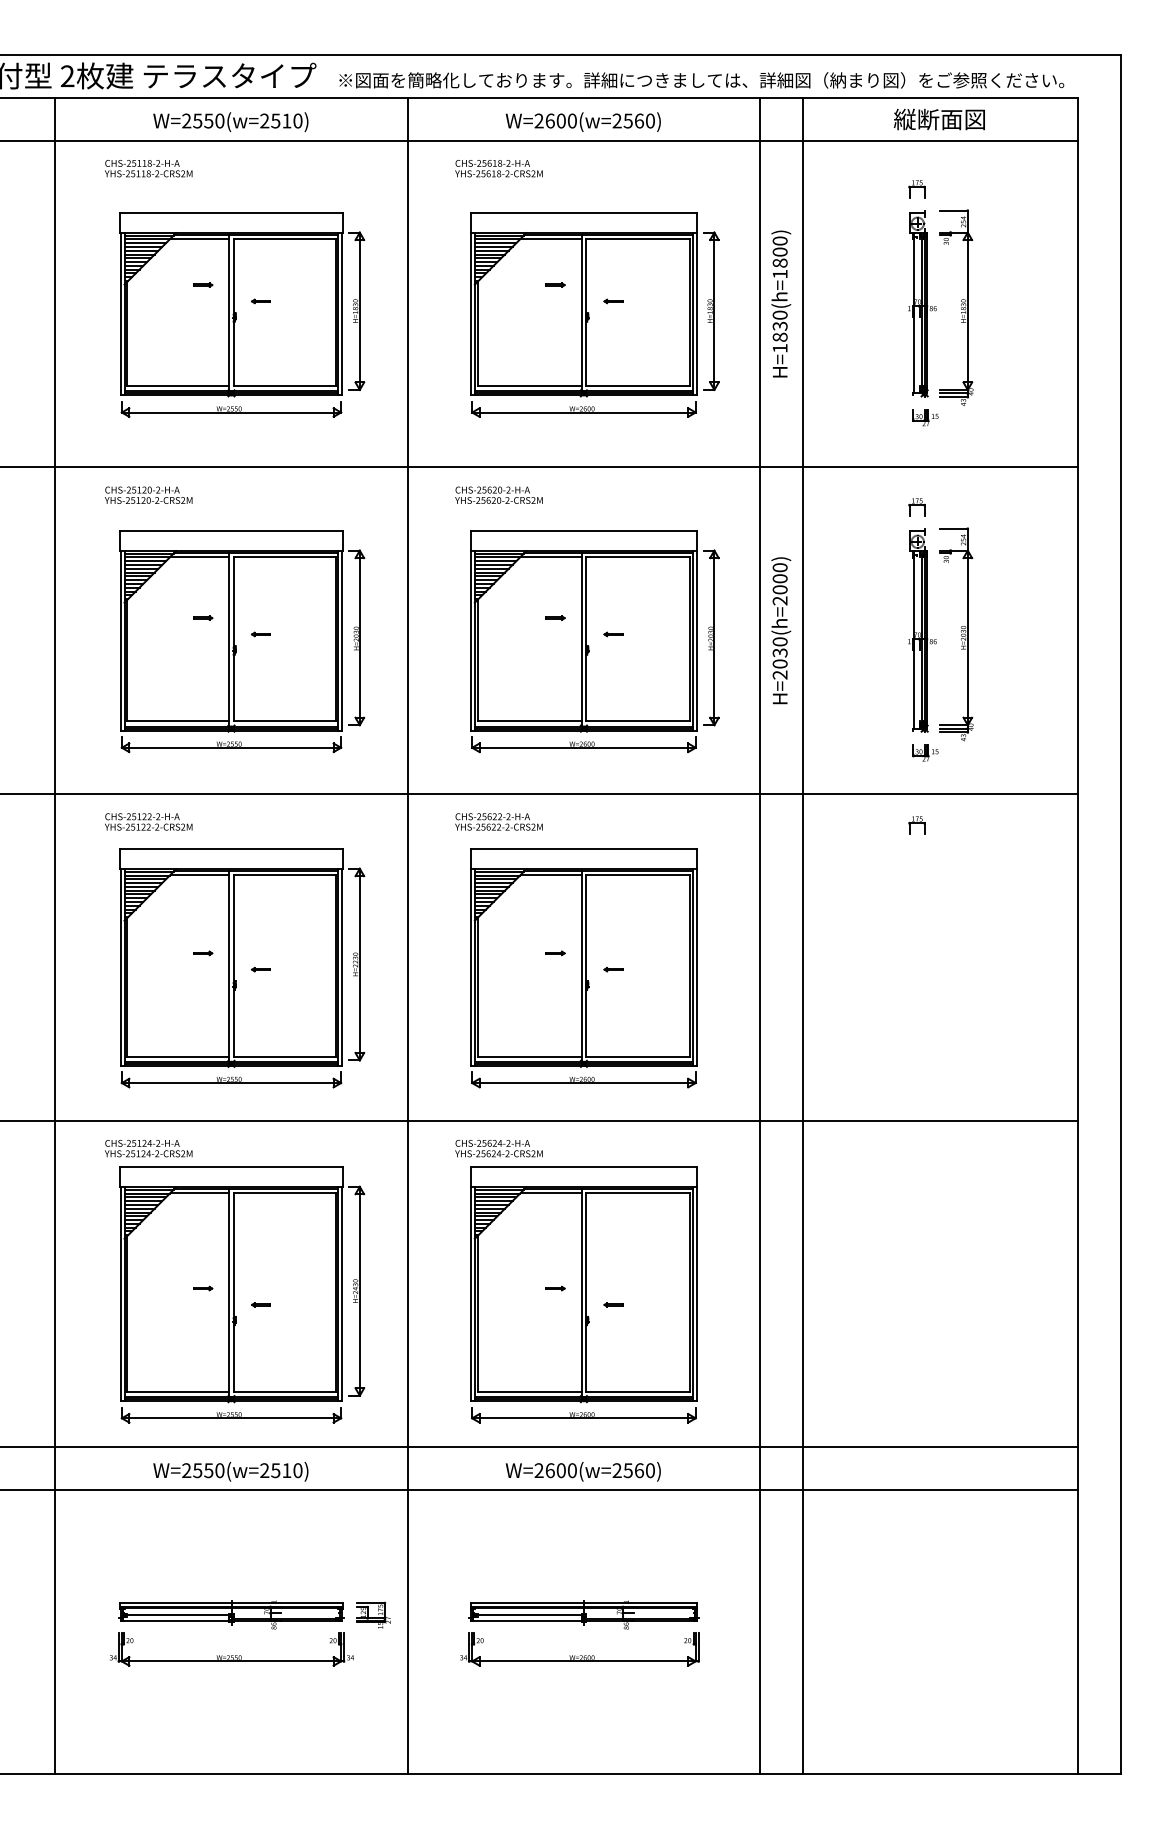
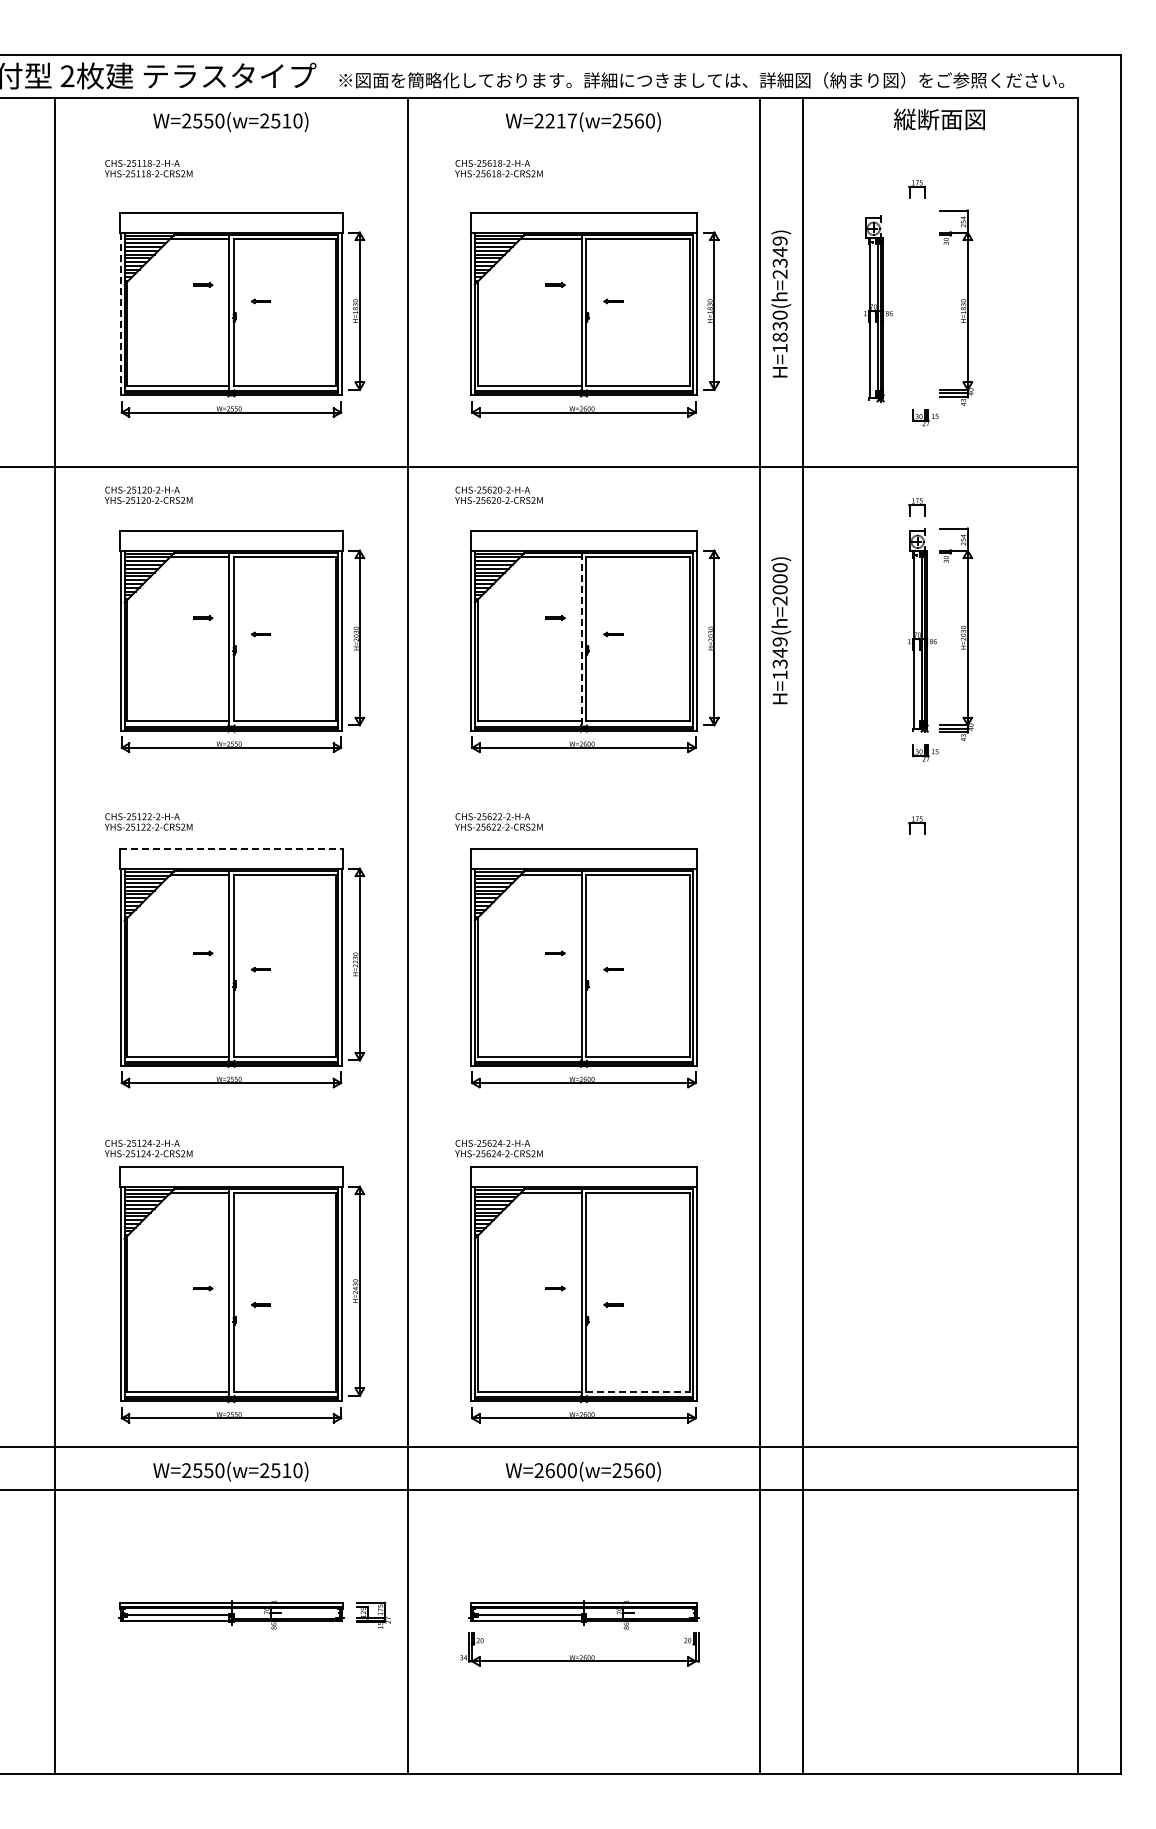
text: W=2600(w=2560) -> W=2217(w=2560) (560, 120)
line: present -> none (540, 140)
text: H=1830(h=1800) -> H=1830(h=2349) (779, 257)
part position: (922, 303) -> (878, 308) (878, 308)
line: solid -> dashed (120, 314)
line: solid -> dashed (581, 639)
text: H=2030(h=2000) -> H=1349(h=2000) (779, 658)
line: present -> none (540, 794)
line: solid -> dashed (231, 849)
line: present -> none (540, 1120)
line: solid -> dashed (638, 1391)
part: present -> none (231, 1649)
